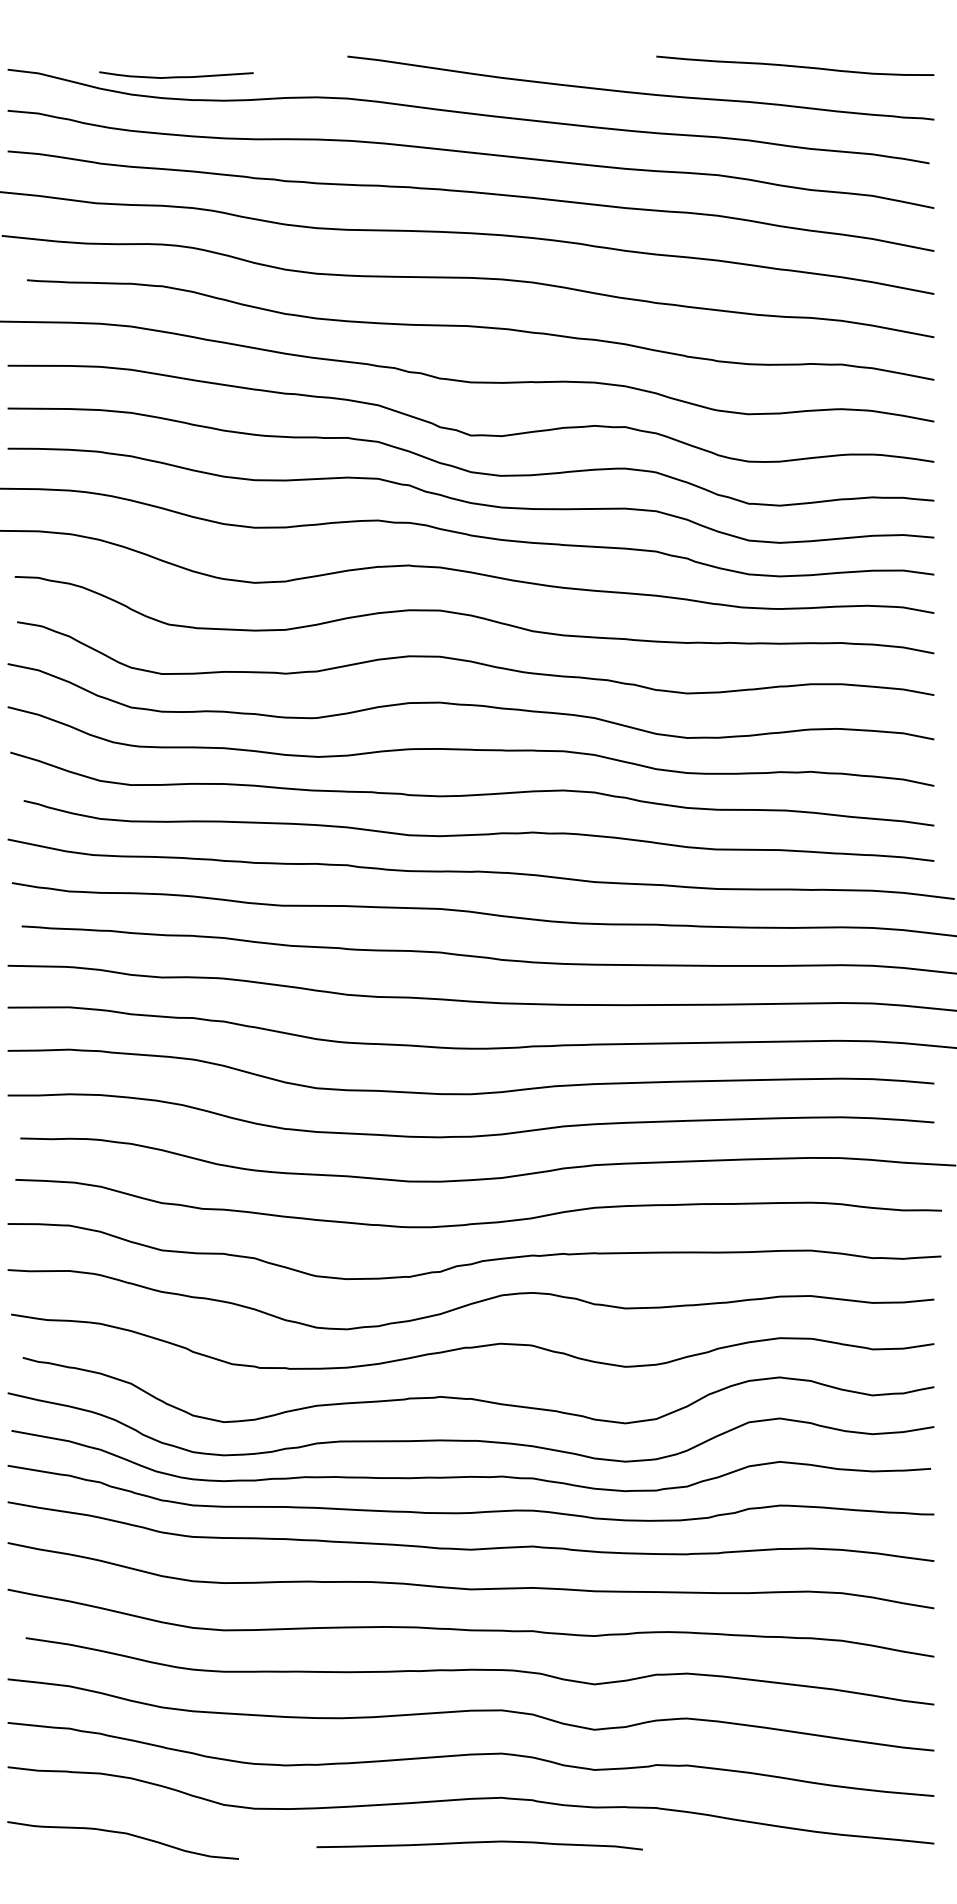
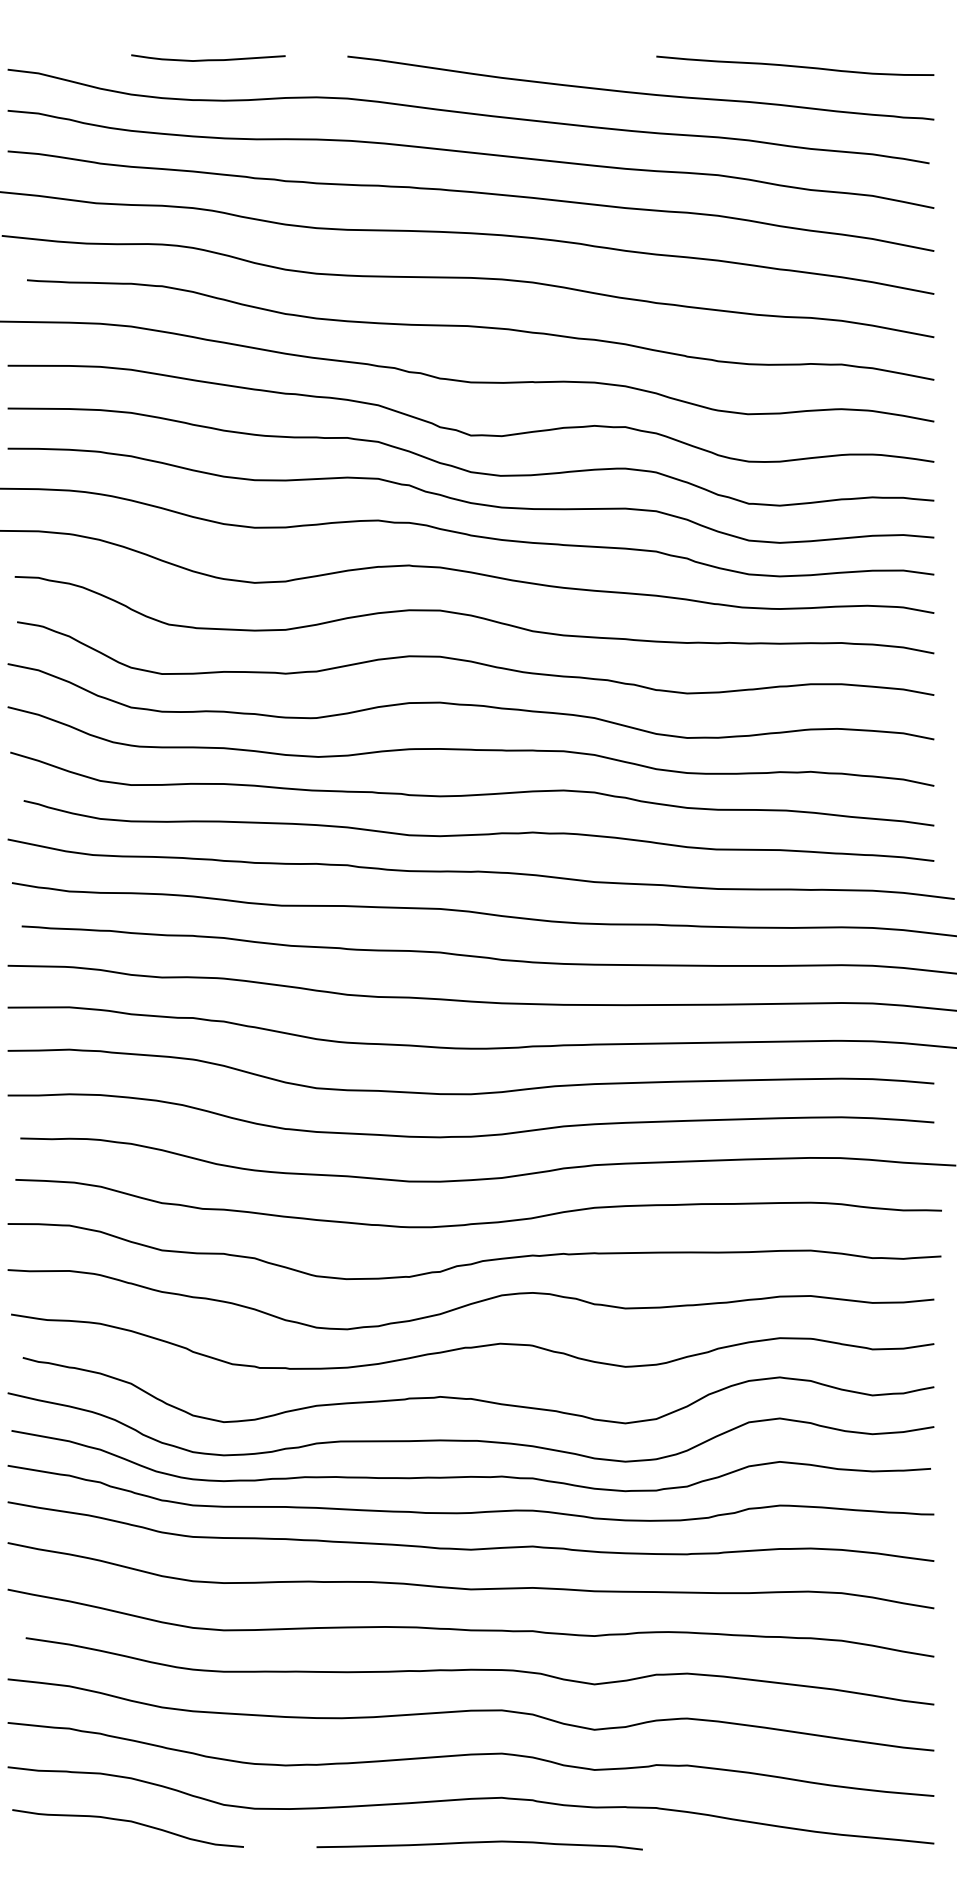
curve position: (176, 76) -> (208, 59) (208, 59)
curve position: (124, 1834) -> (129, 1822) (129, 1822)
